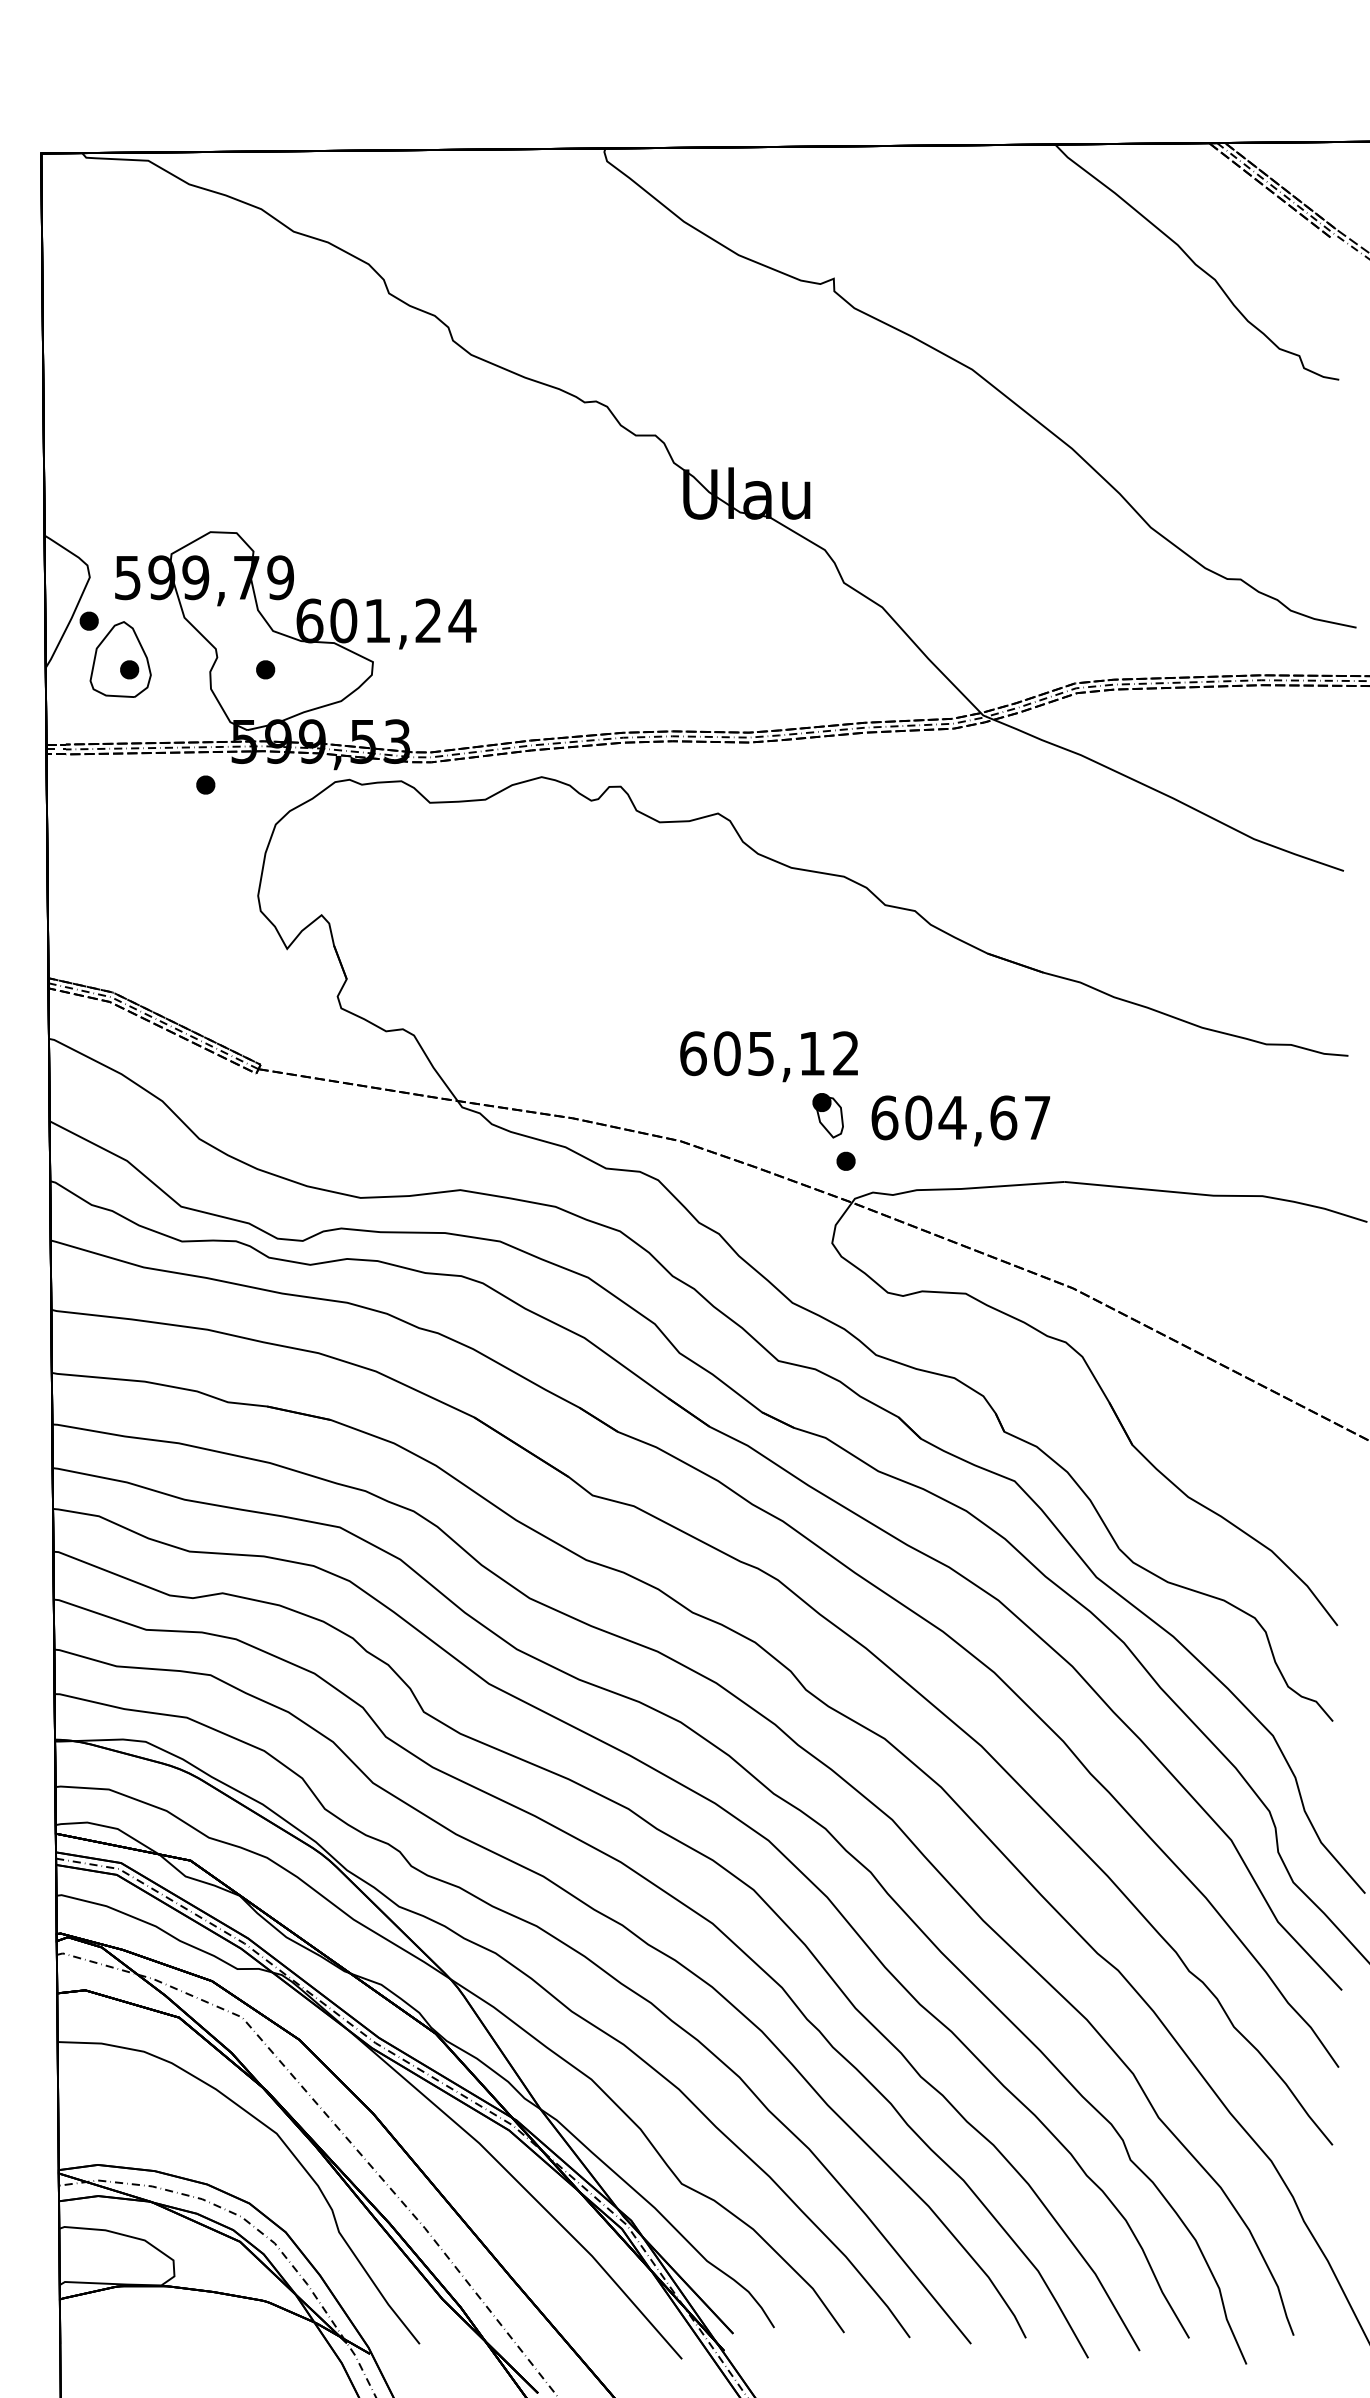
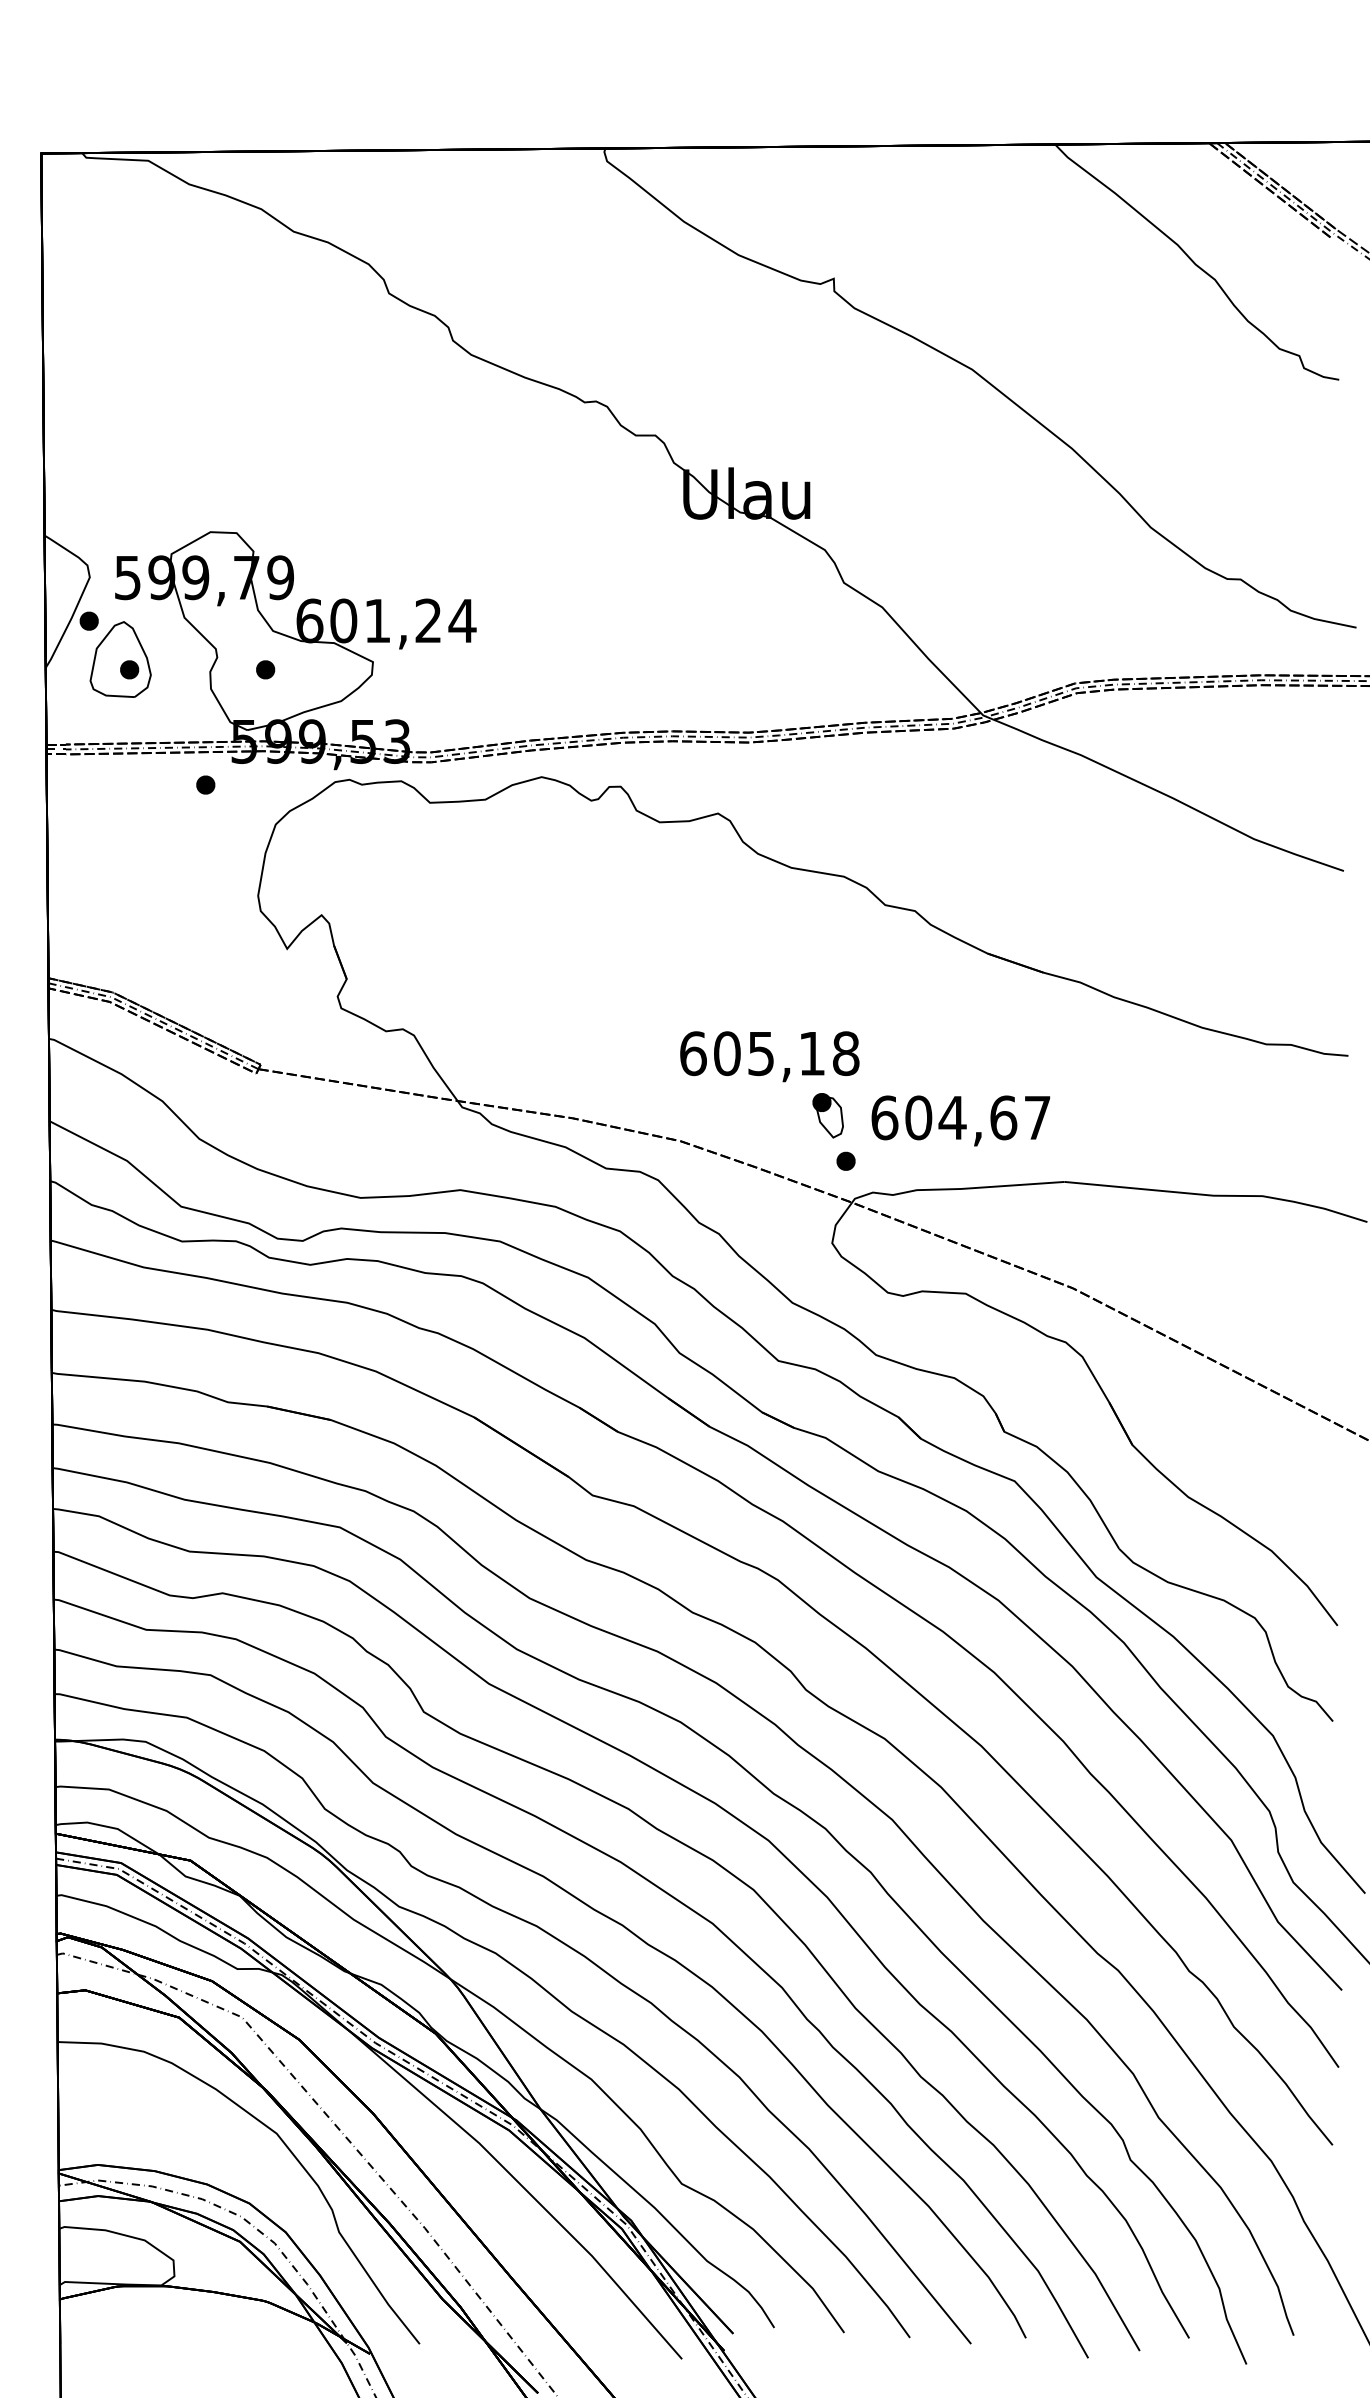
text: 605,12 -> 605,18 (846, 1053)
